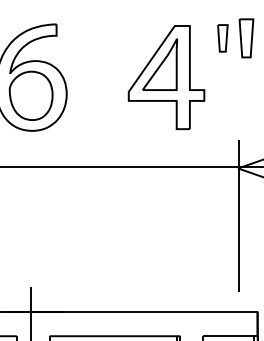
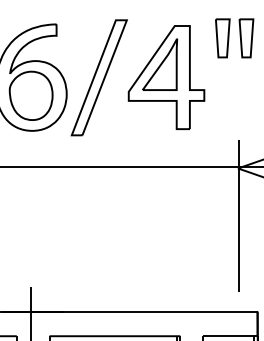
part size: 12x29 px -> 16x41 px (222, 38)
part: none -> present (98, 77)
